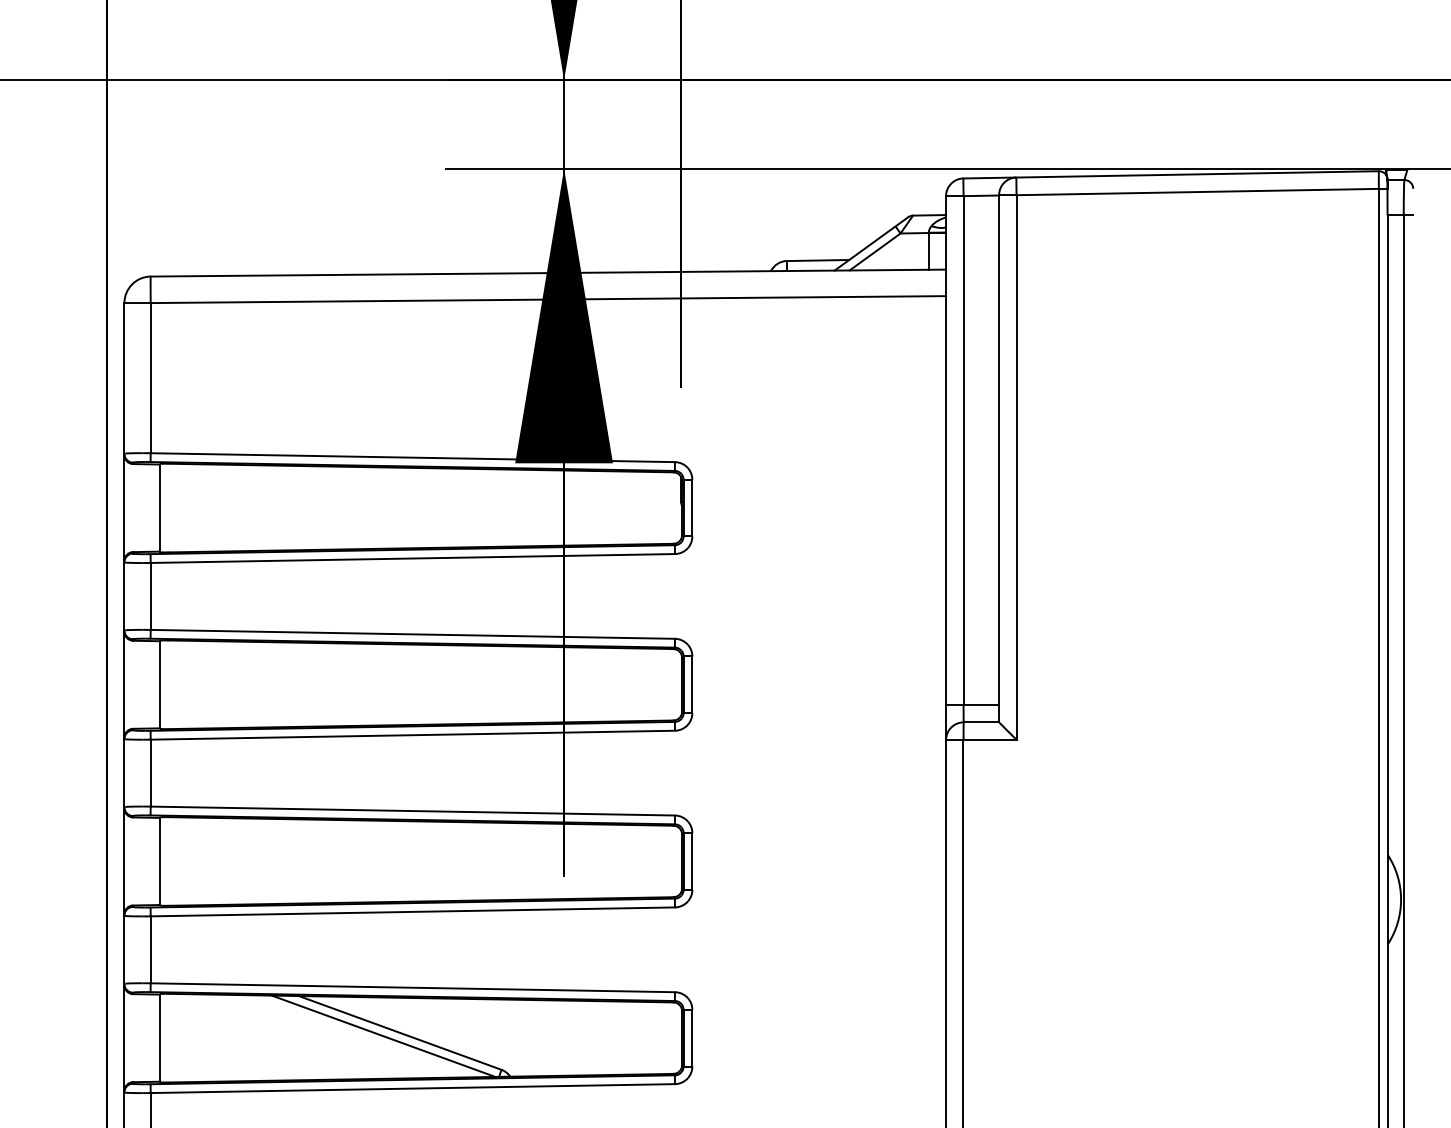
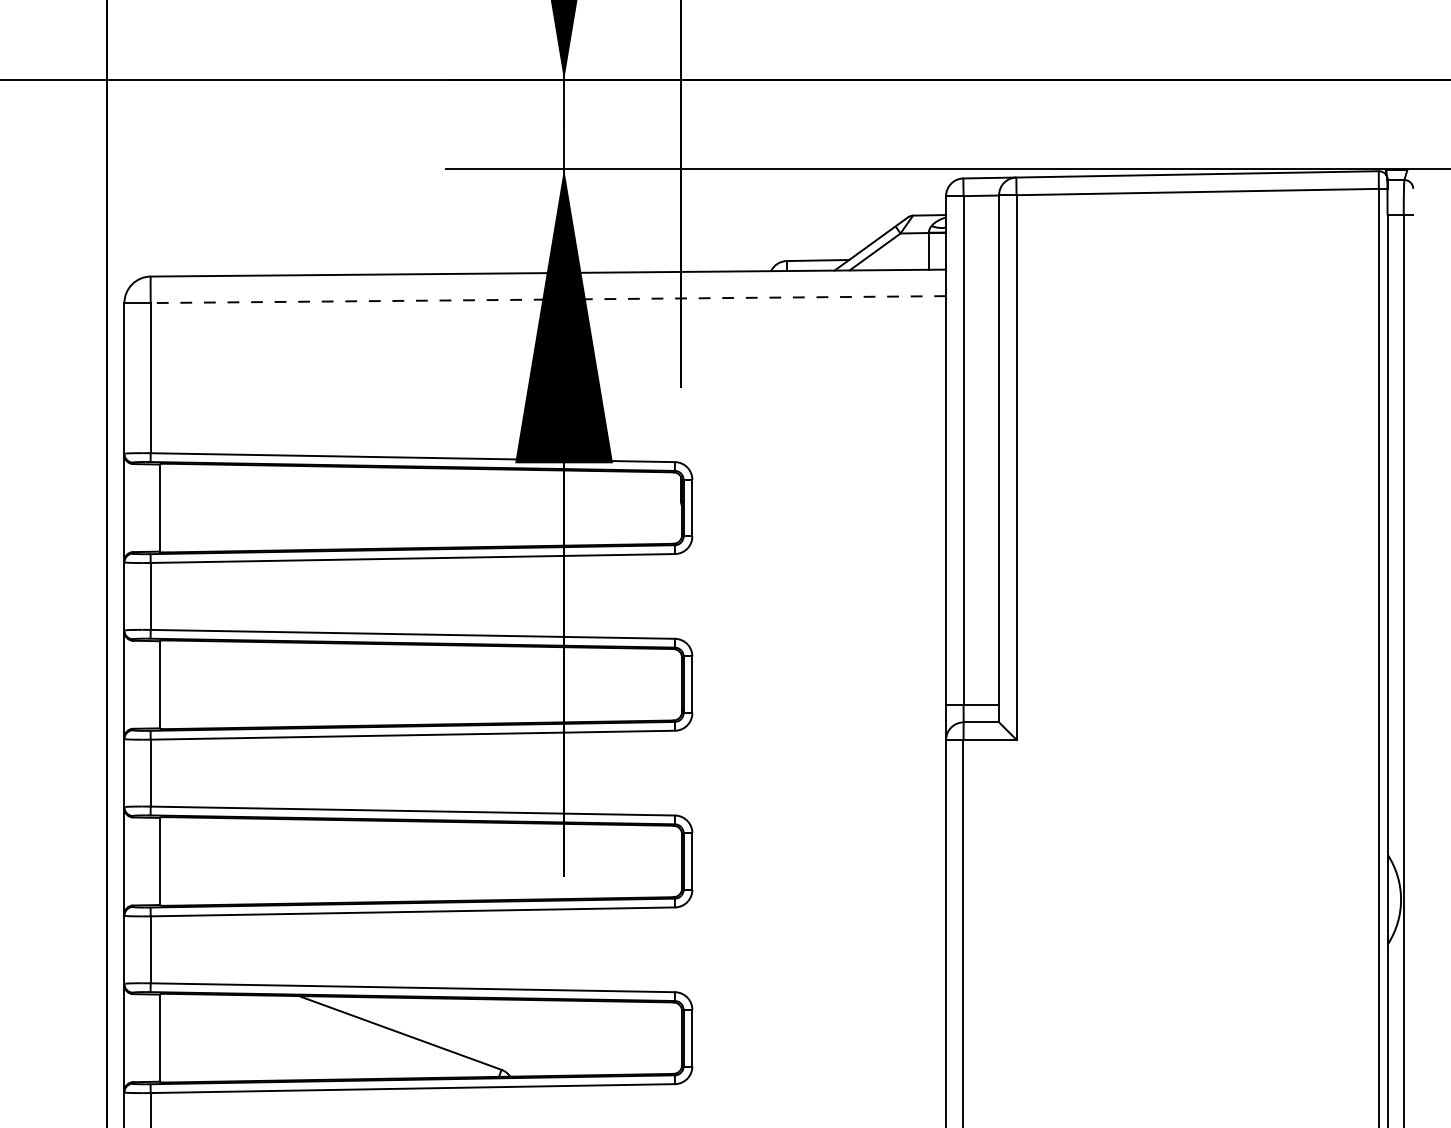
line: solid -> dashed (548, 299)
line: present -> none (383, 1035)
